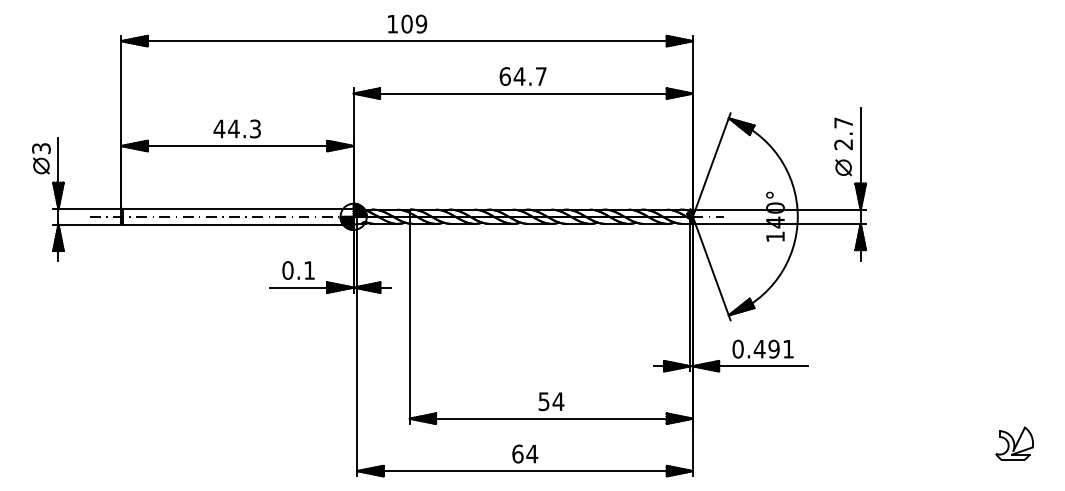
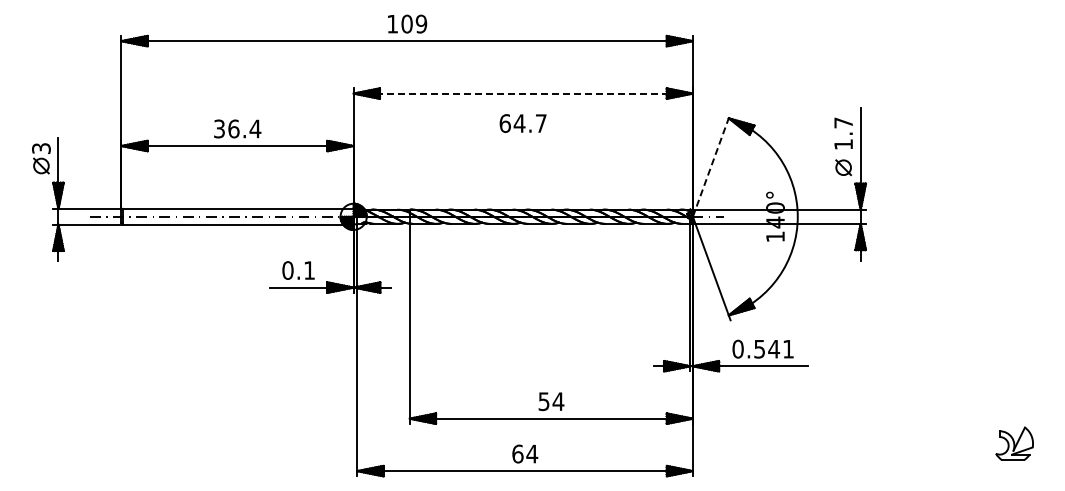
text position: (522, 76) -> (522, 123) (522, 123)
line: solid -> dashed (523, 93)
text: 44.3 -> 36.4 (237, 128)
text: 2.7 -> 1.7 (843, 144)
line: solid -> dashed (711, 164)
text: 0.491 -> 0.541 (766, 348)
